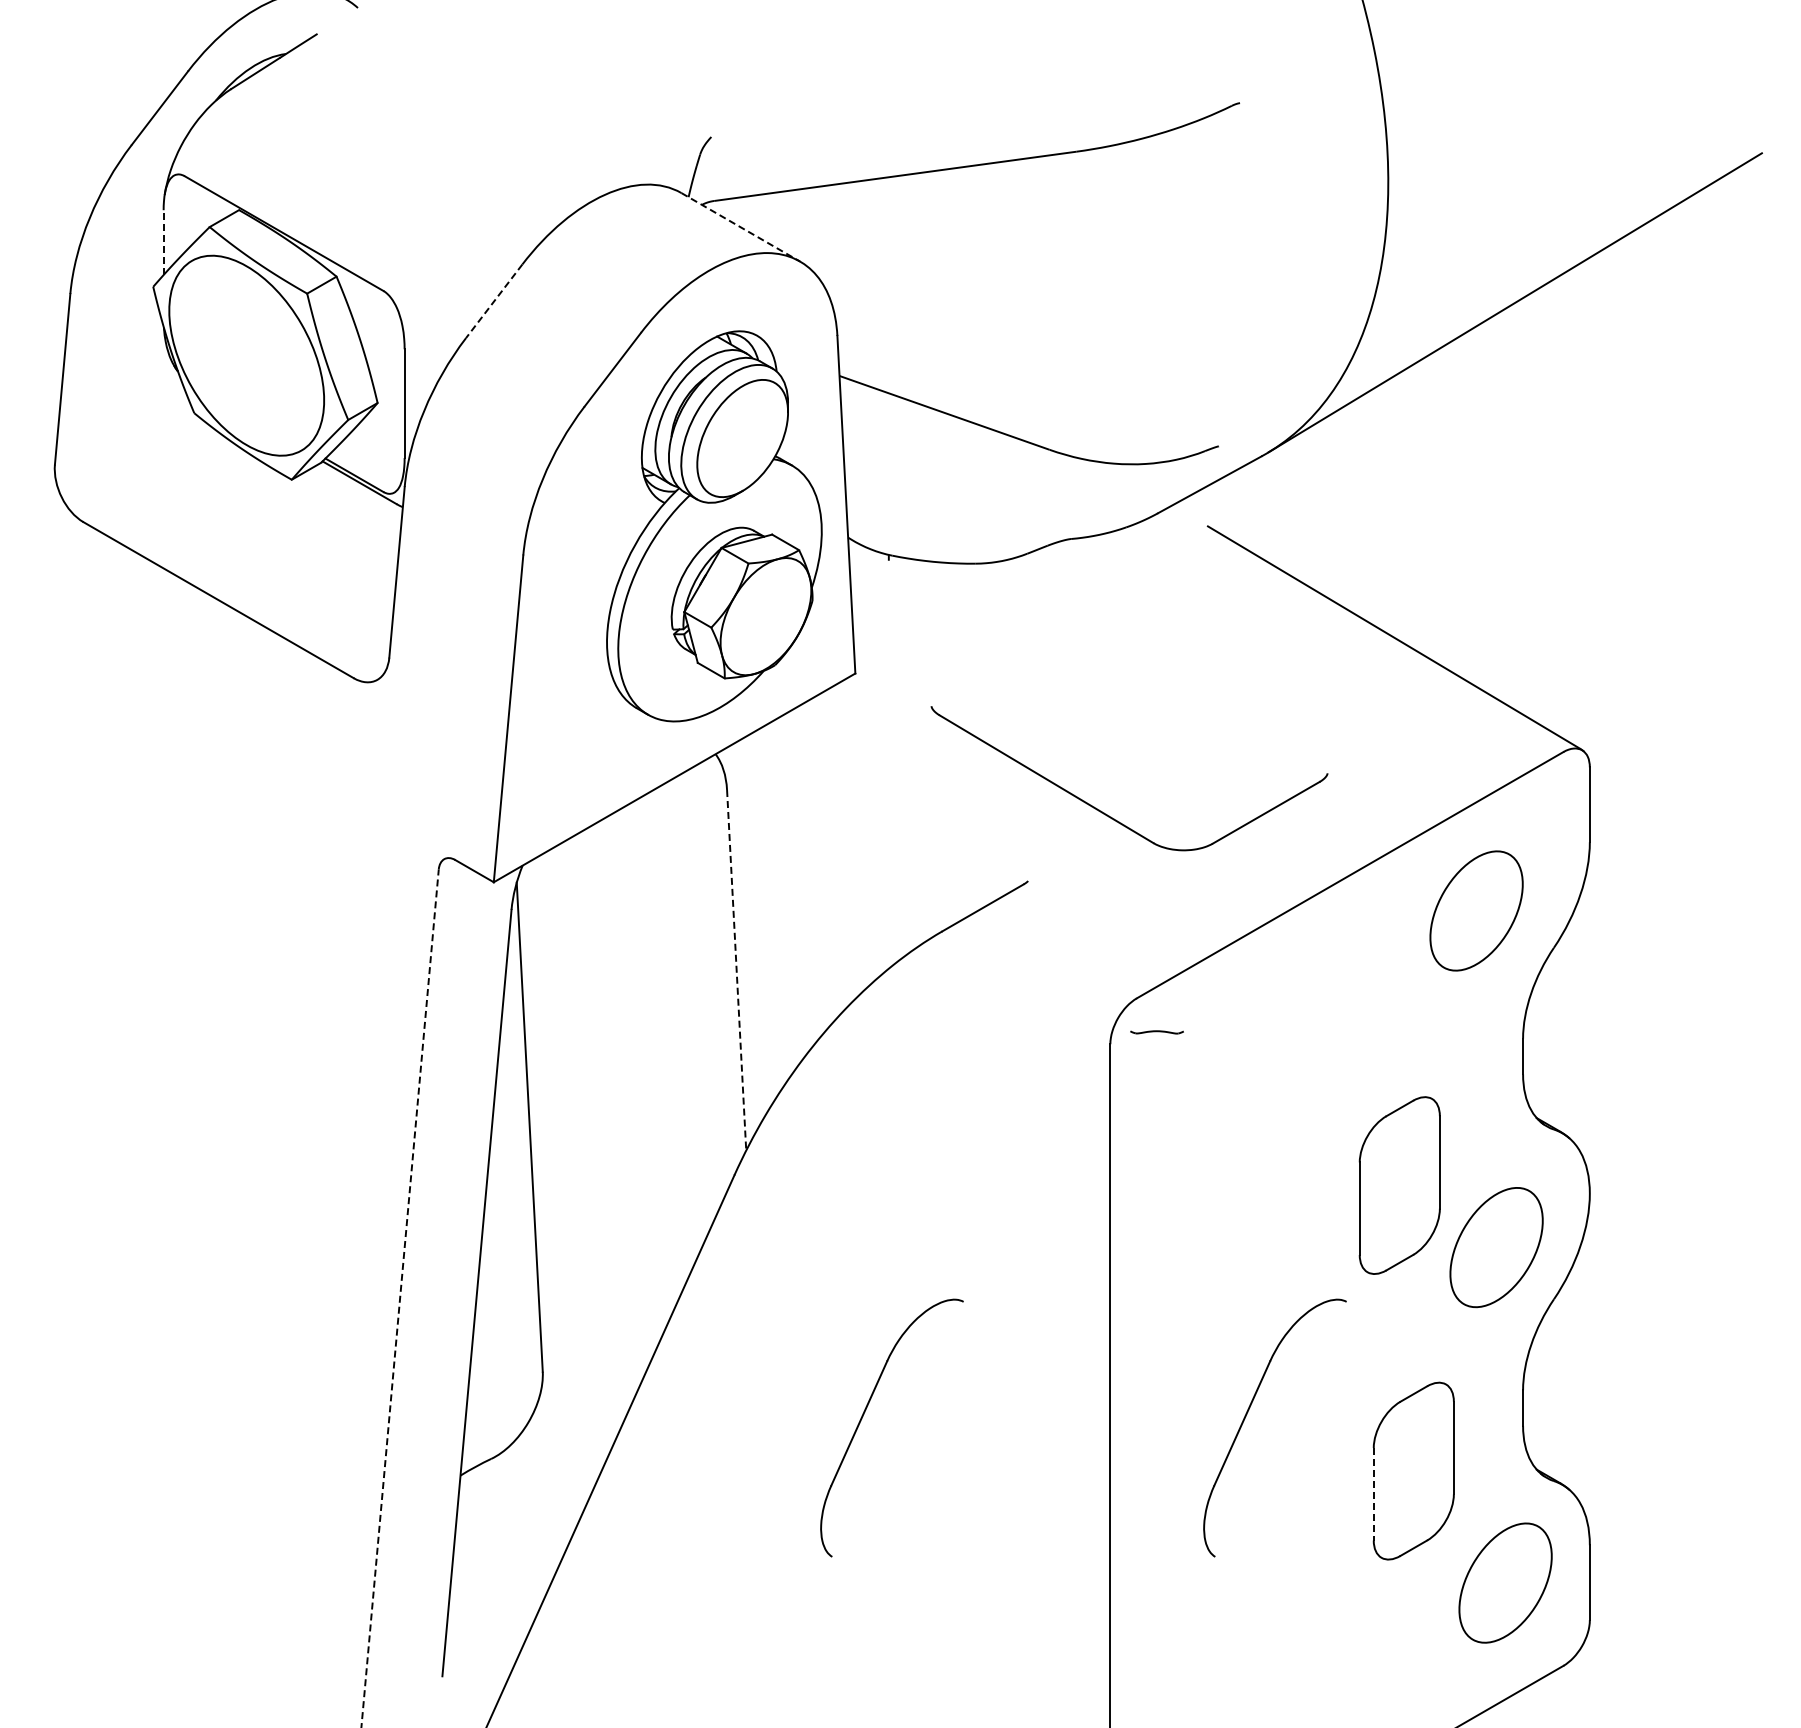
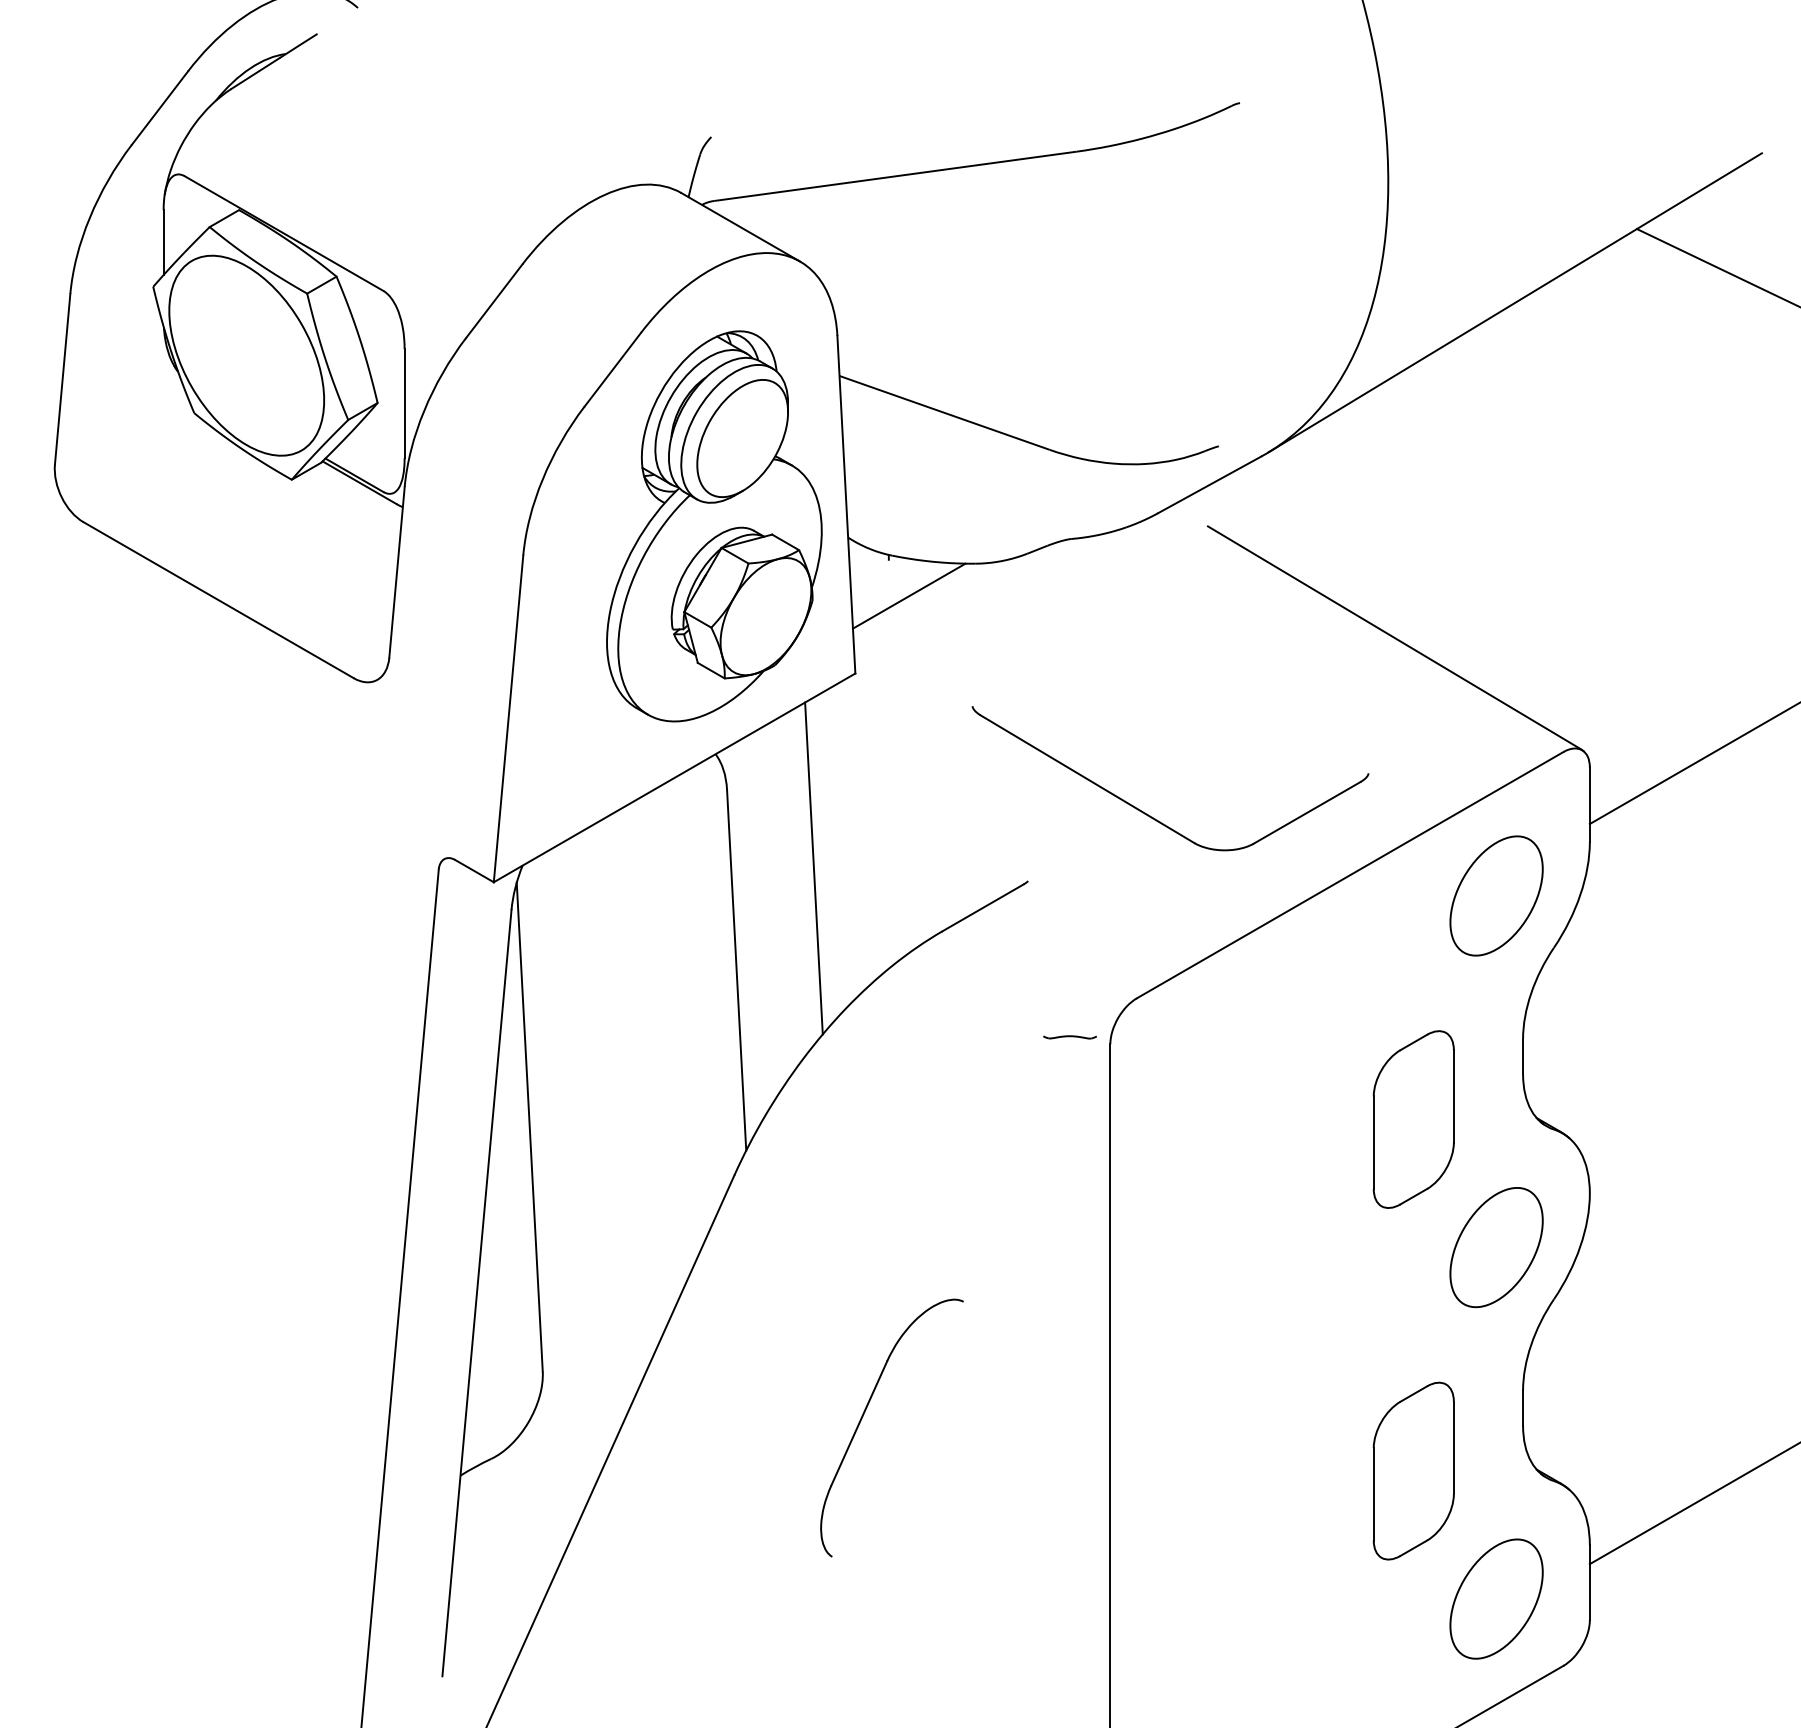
line: dashed -> solid (741, 227)
line: dashed -> solid (163, 242)
line: none -> present (1716, 267)
line: dashed -> solid (493, 301)
line: none -> present (908, 595)
line: none -> present (1693, 763)
part position: (1111, 816) -> (1152, 816) (1152, 816)
line: none -> present (813, 868)
part position: (1476, 910) -> (1496, 895) (1496, 895)
line: dashed -> solid (736, 970)
part position: (1156, 1032) -> (1069, 1037) (1069, 1037)
part position: (1399, 1185) -> (1413, 1119) (1413, 1119)
line: dashed -> solid (400, 1298)
part: present -> none (1247, 1414)
line: dashed -> solid (1373, 1494)
line: none -> present (1693, 1504)
part position: (1505, 1582) -> (1496, 1598) (1496, 1598)
